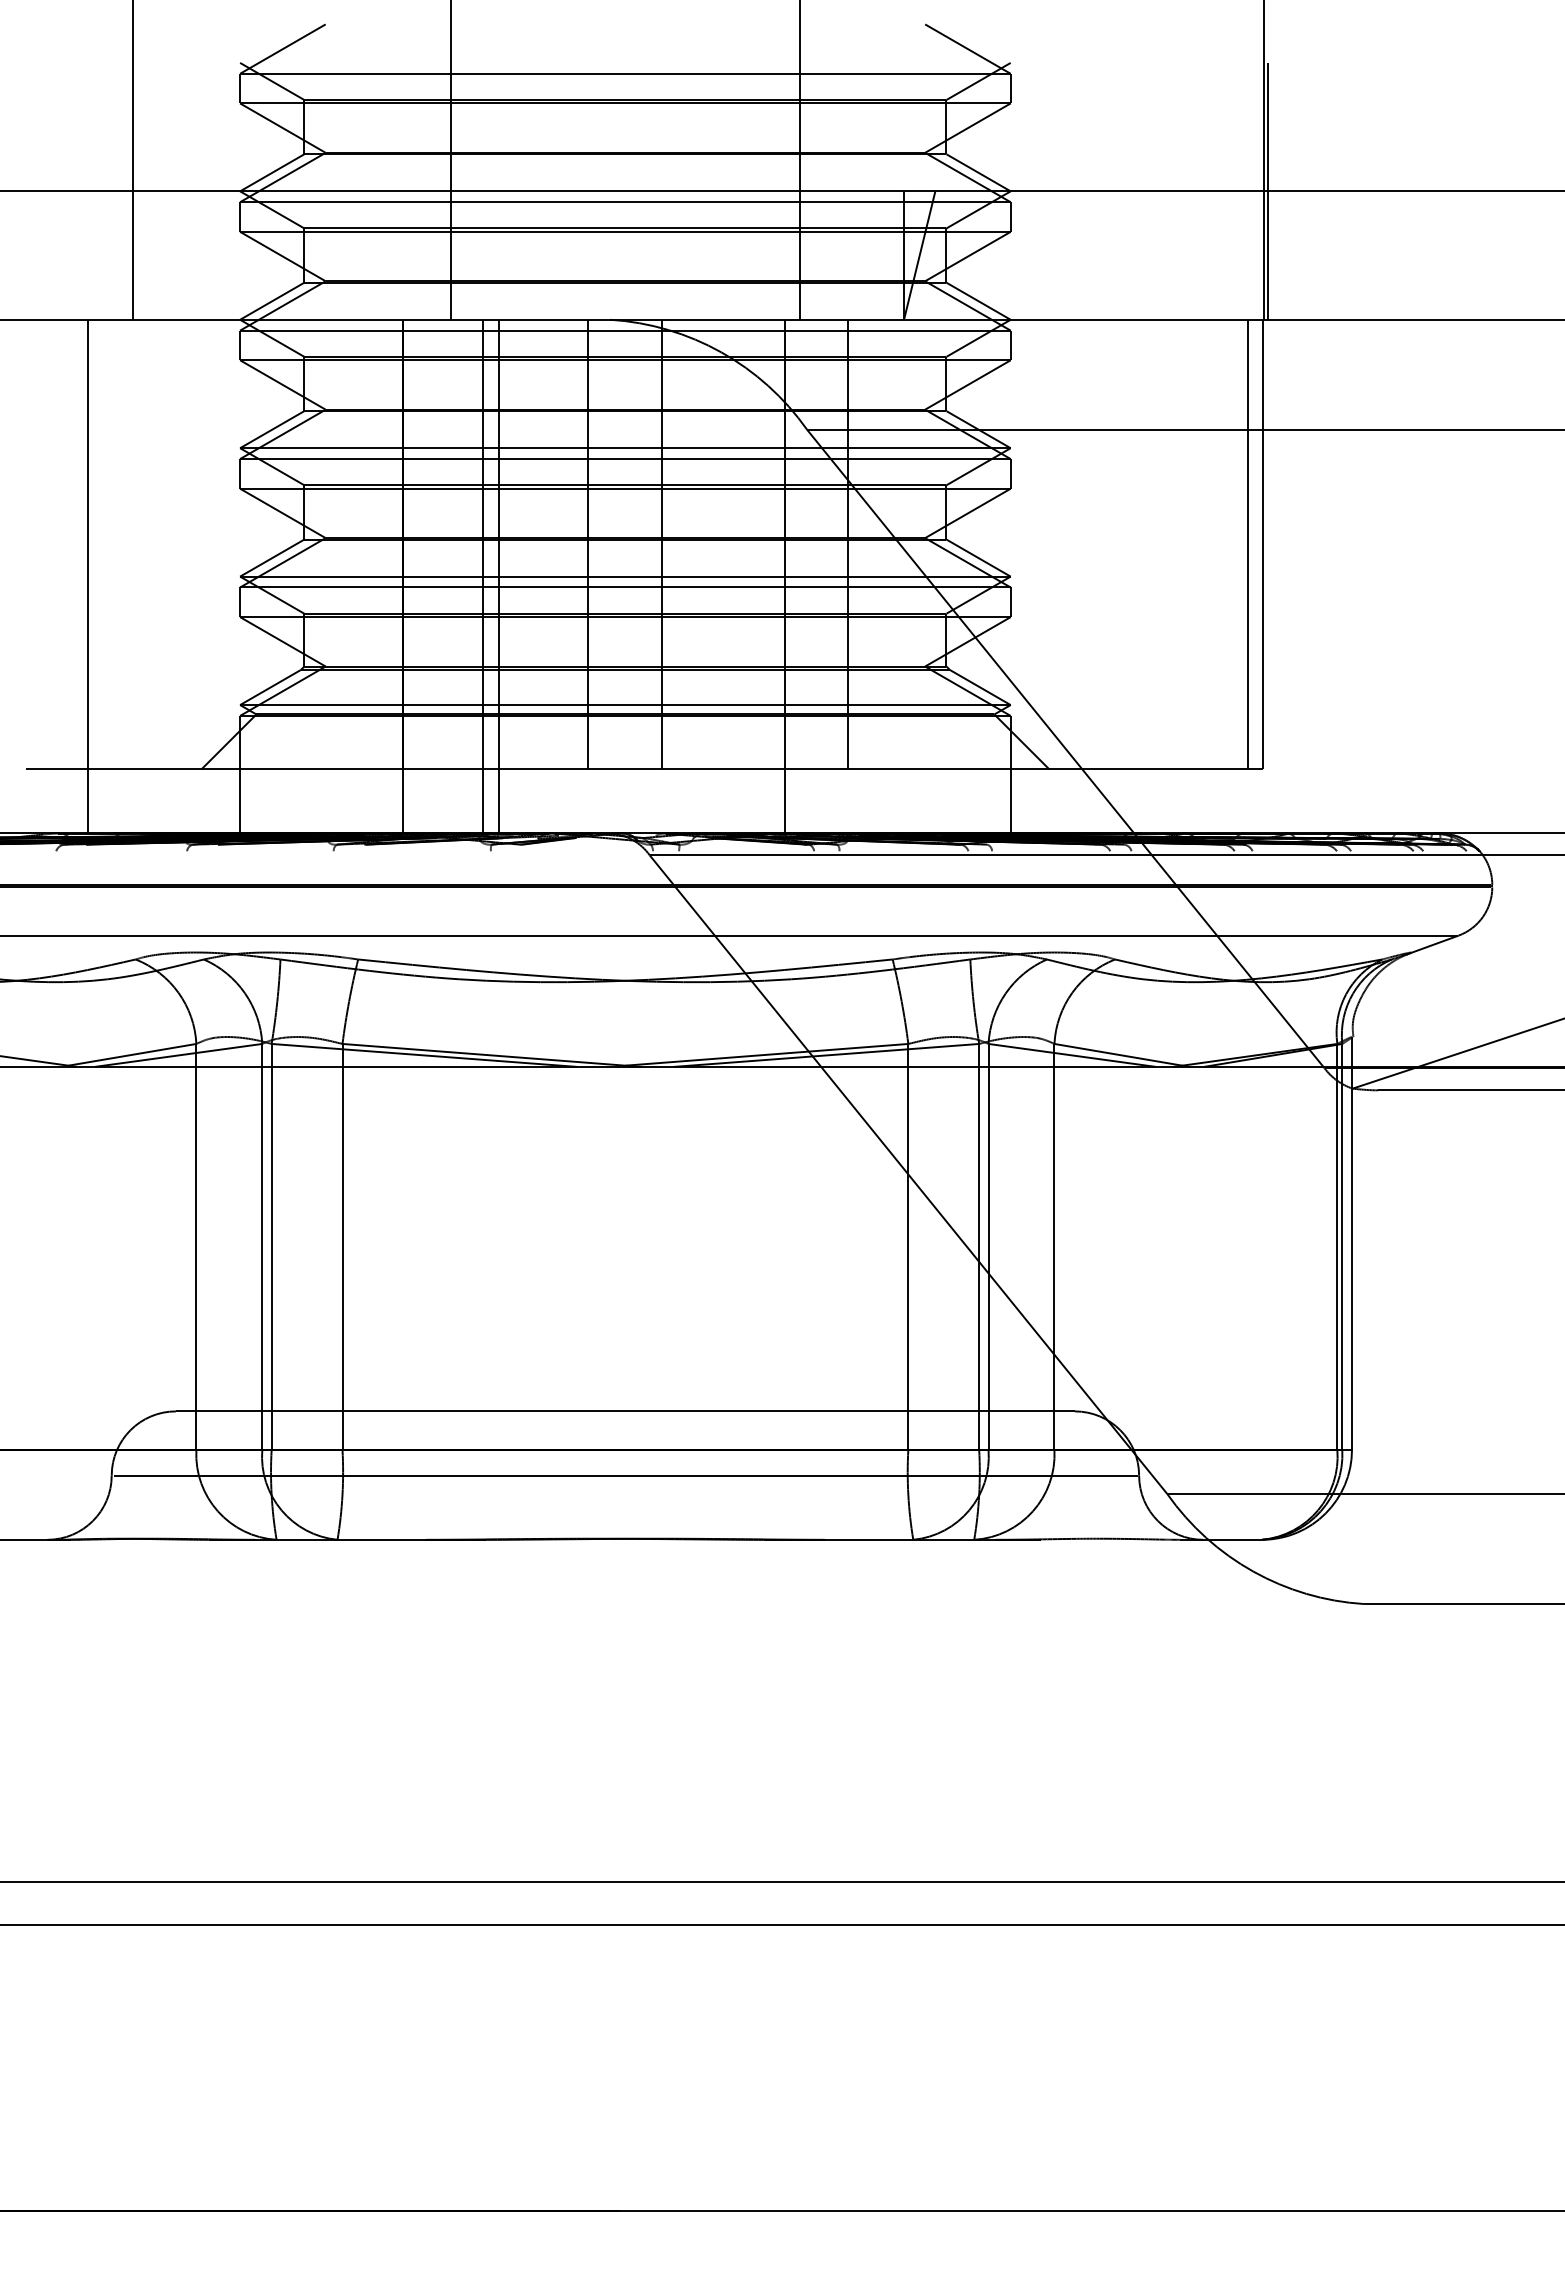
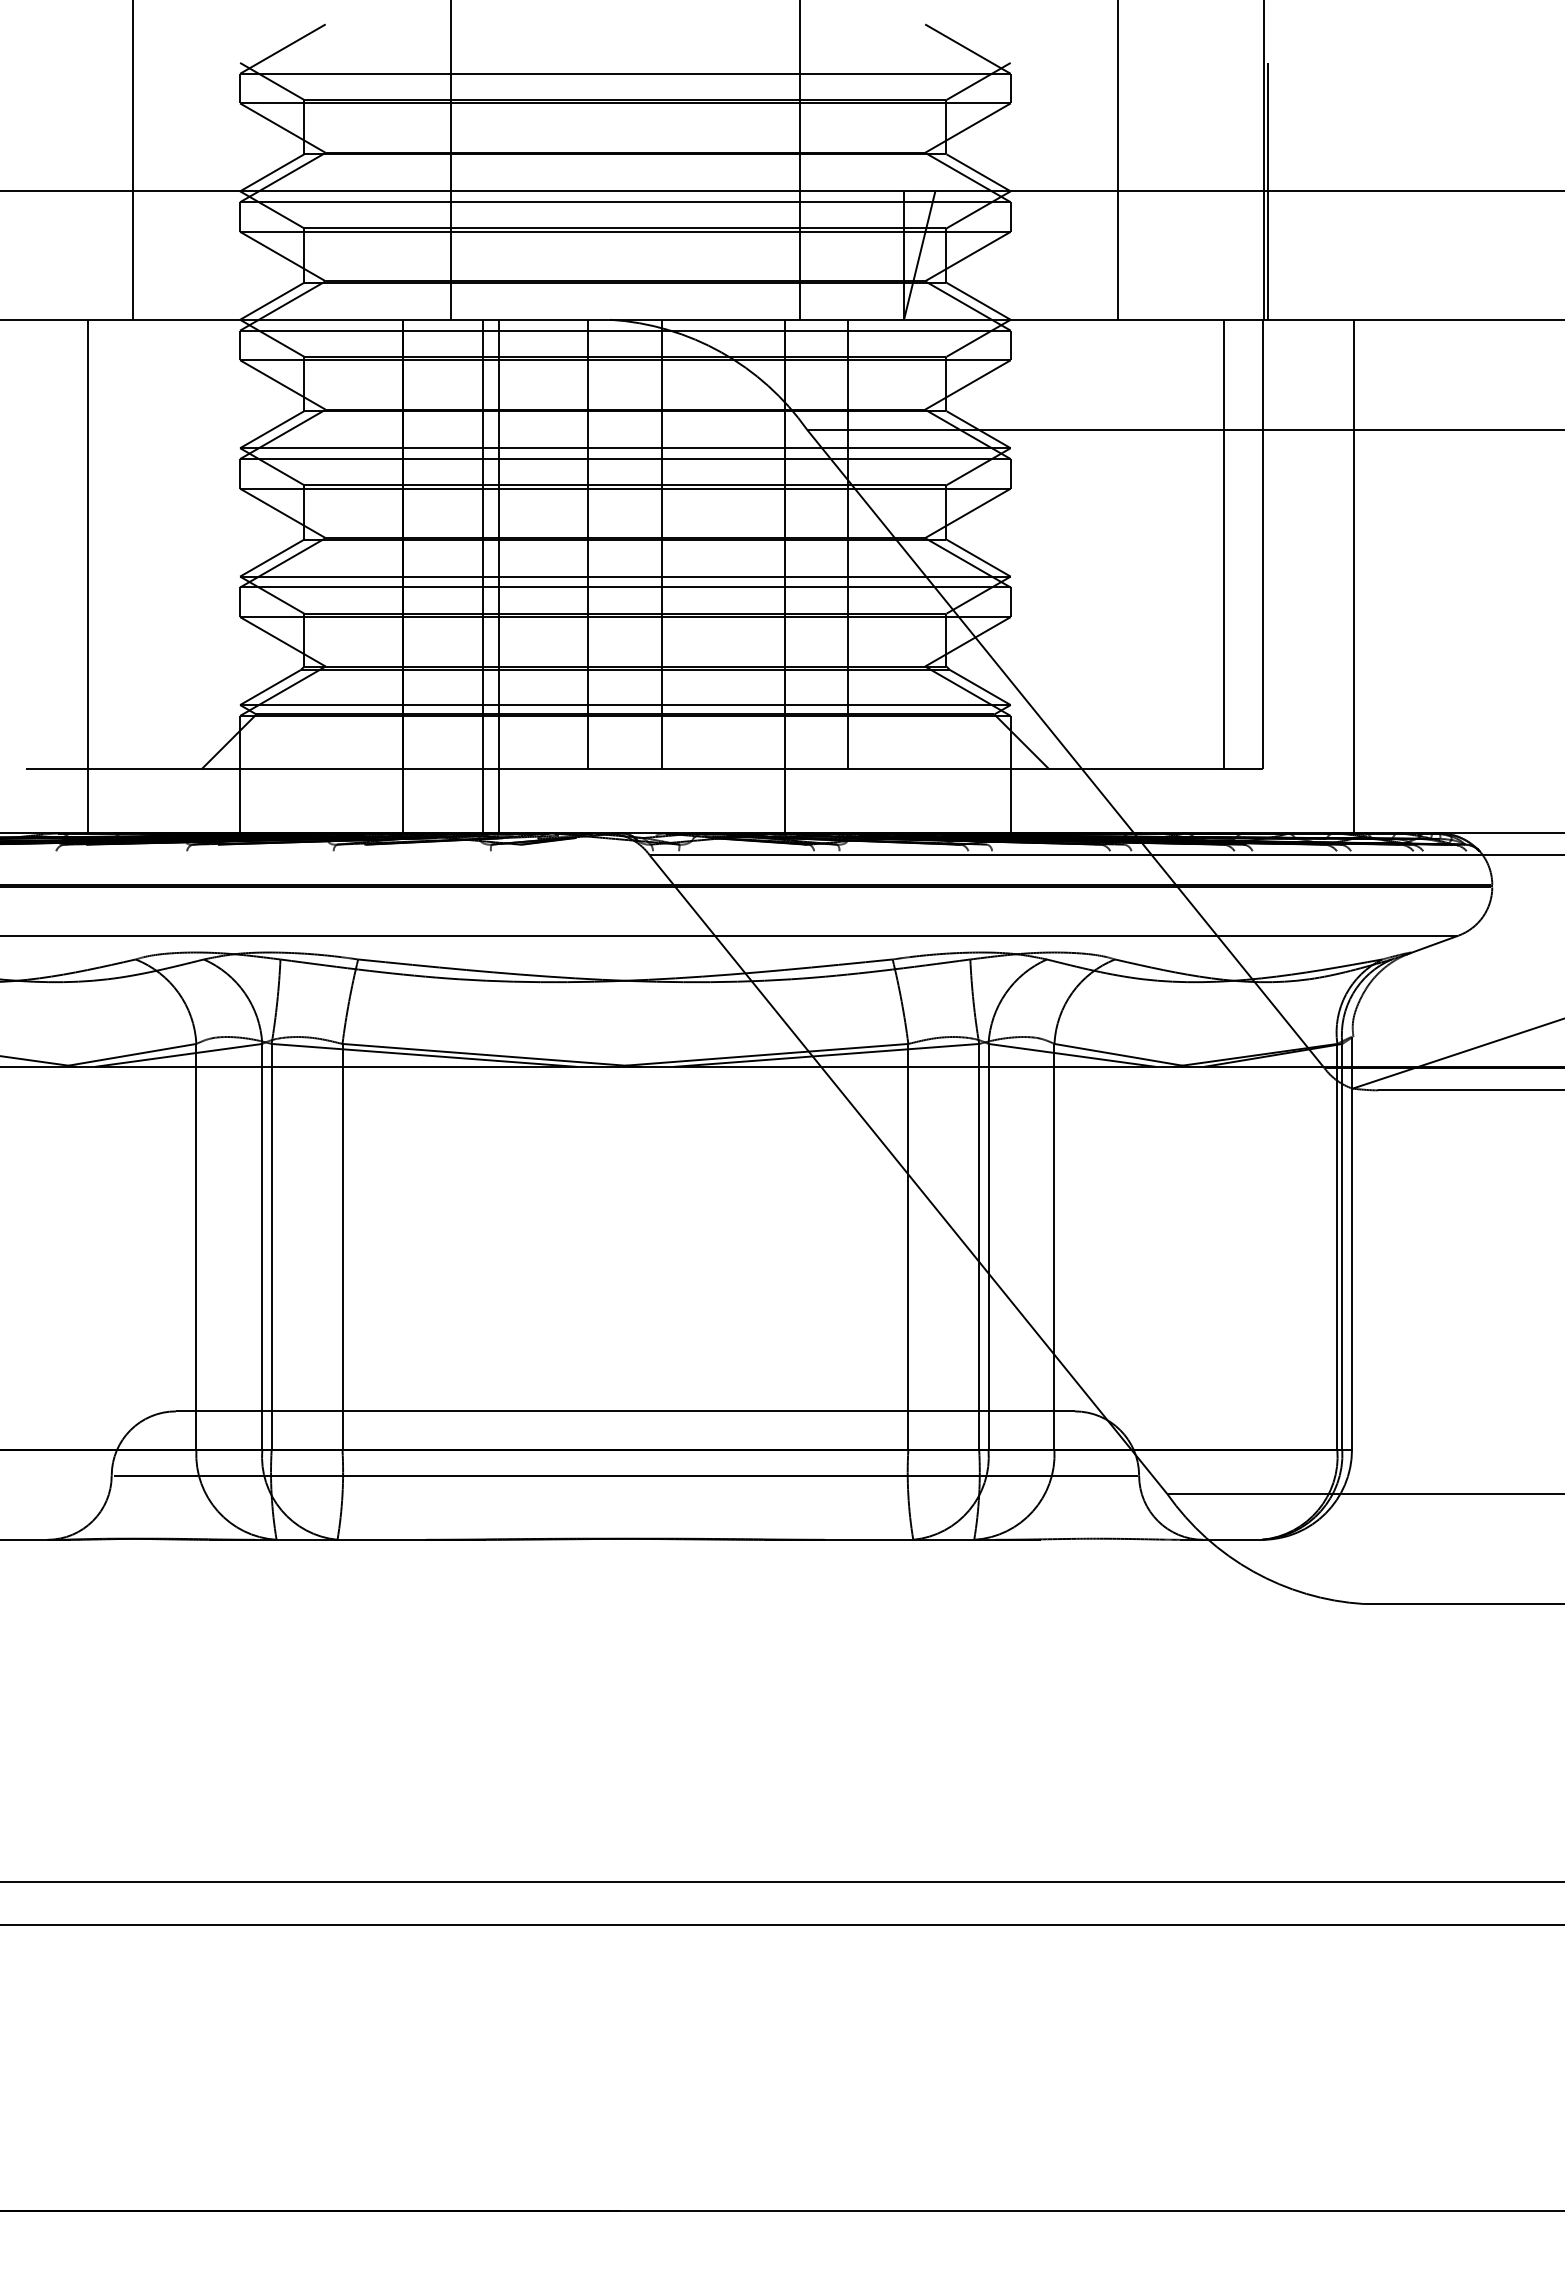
line: none -> present (1118, 160)
line position: (1248, 544) -> (1224, 544) (1224, 544)
line: none -> present (1354, 576)
